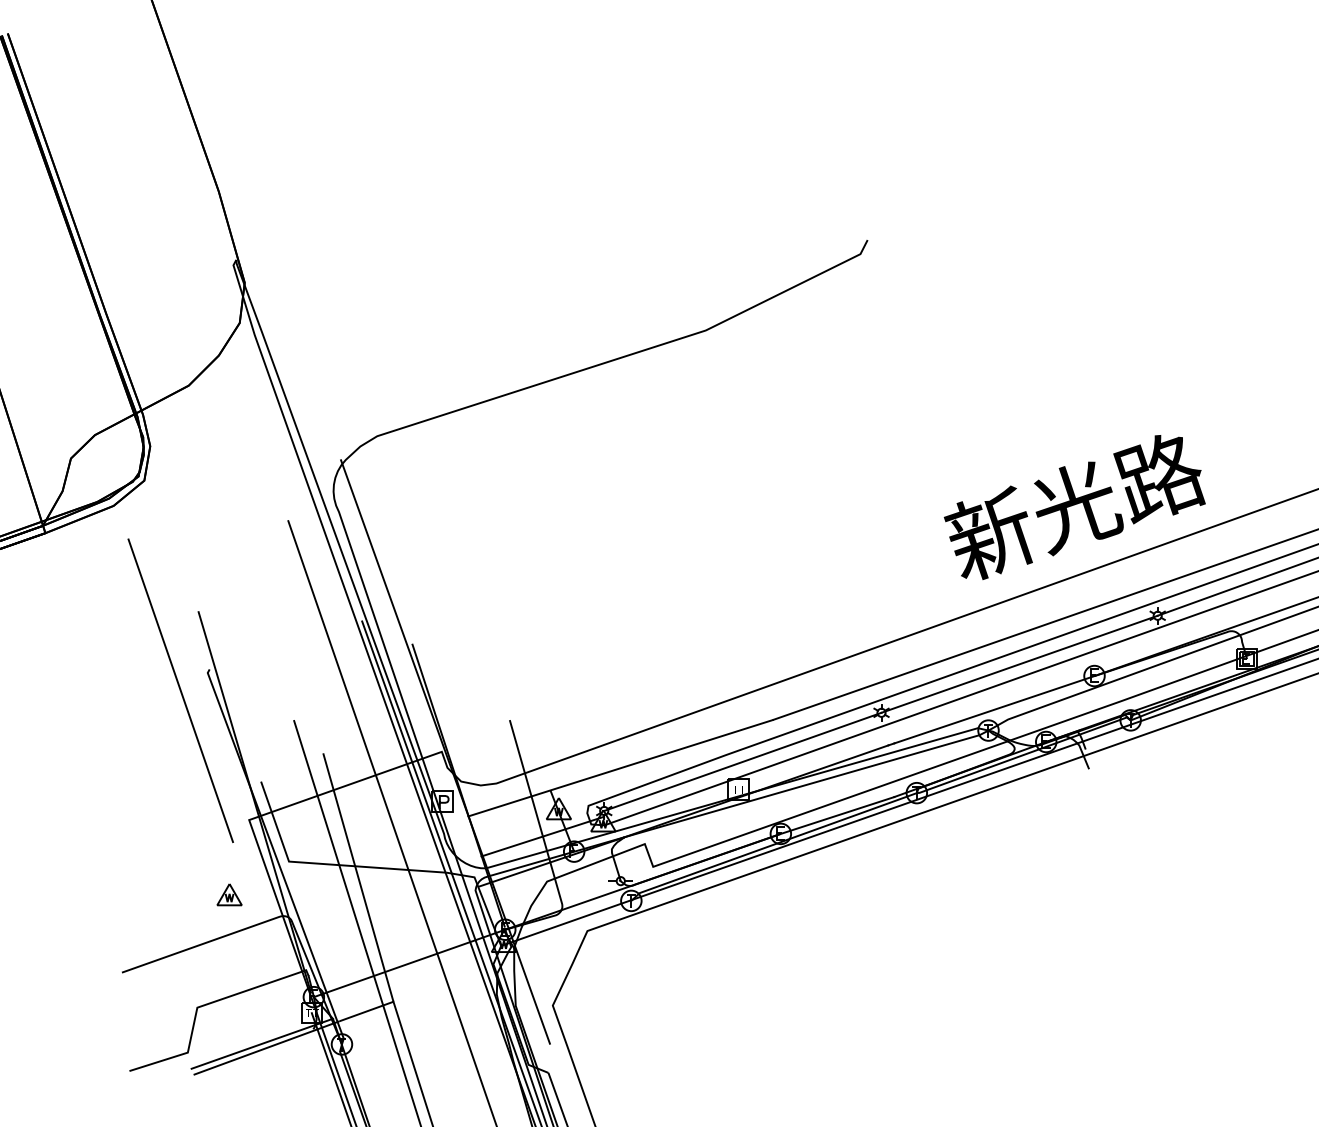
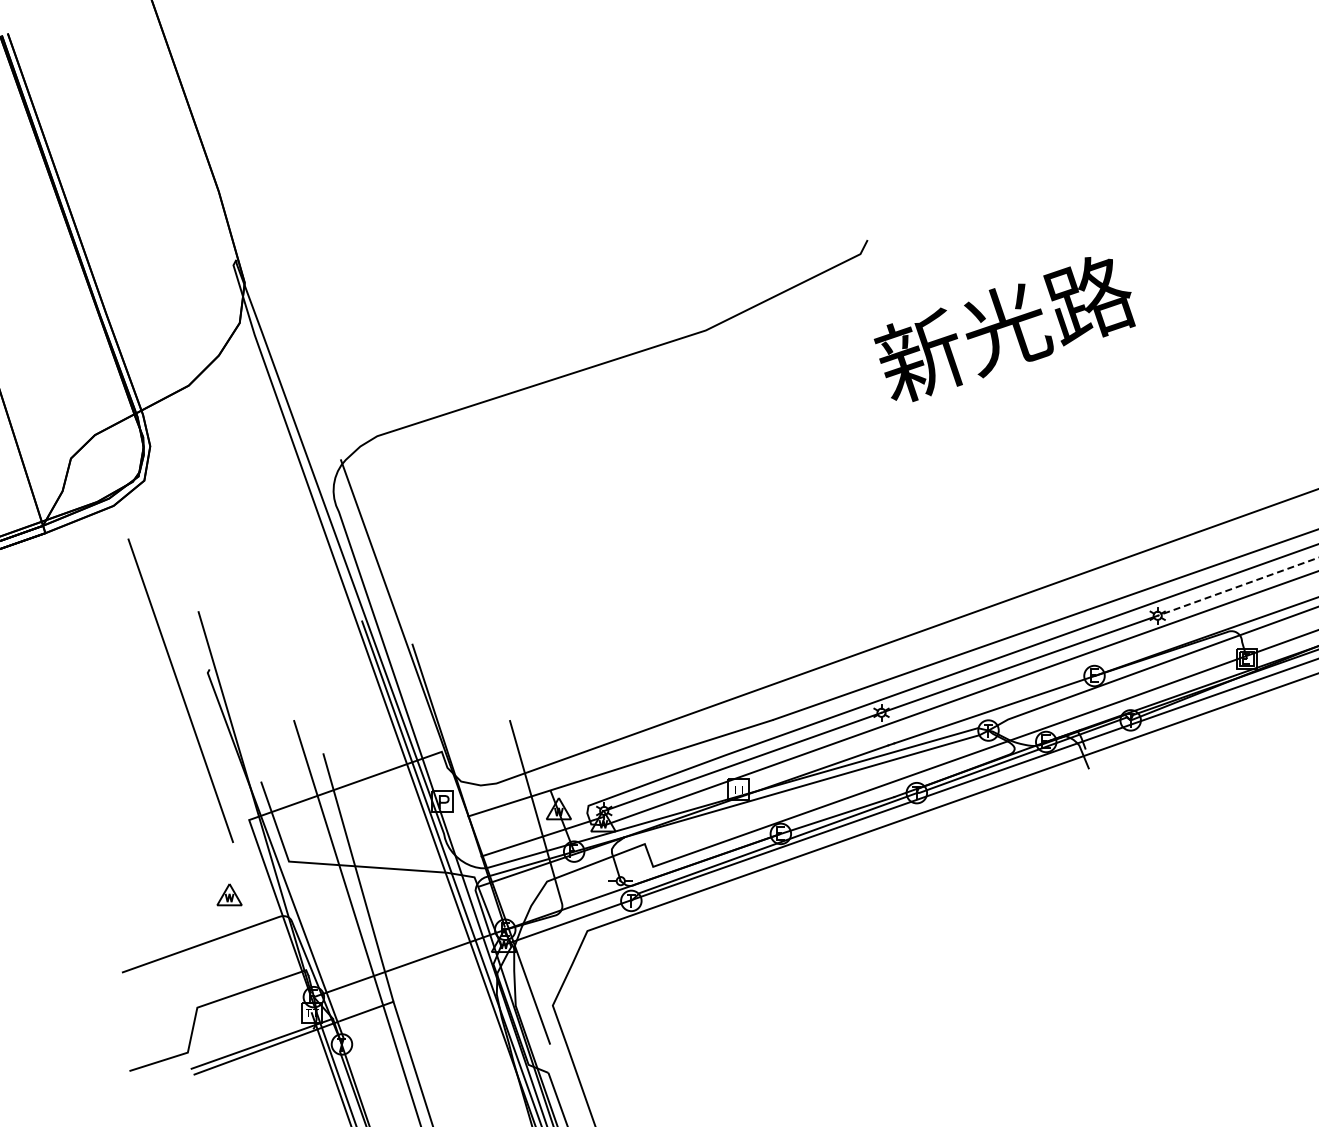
text position: (1074, 507) -> (1004, 329) (1004, 329)
line: solid -> dashed (1237, 586)
line: present -> none (391, 822)
